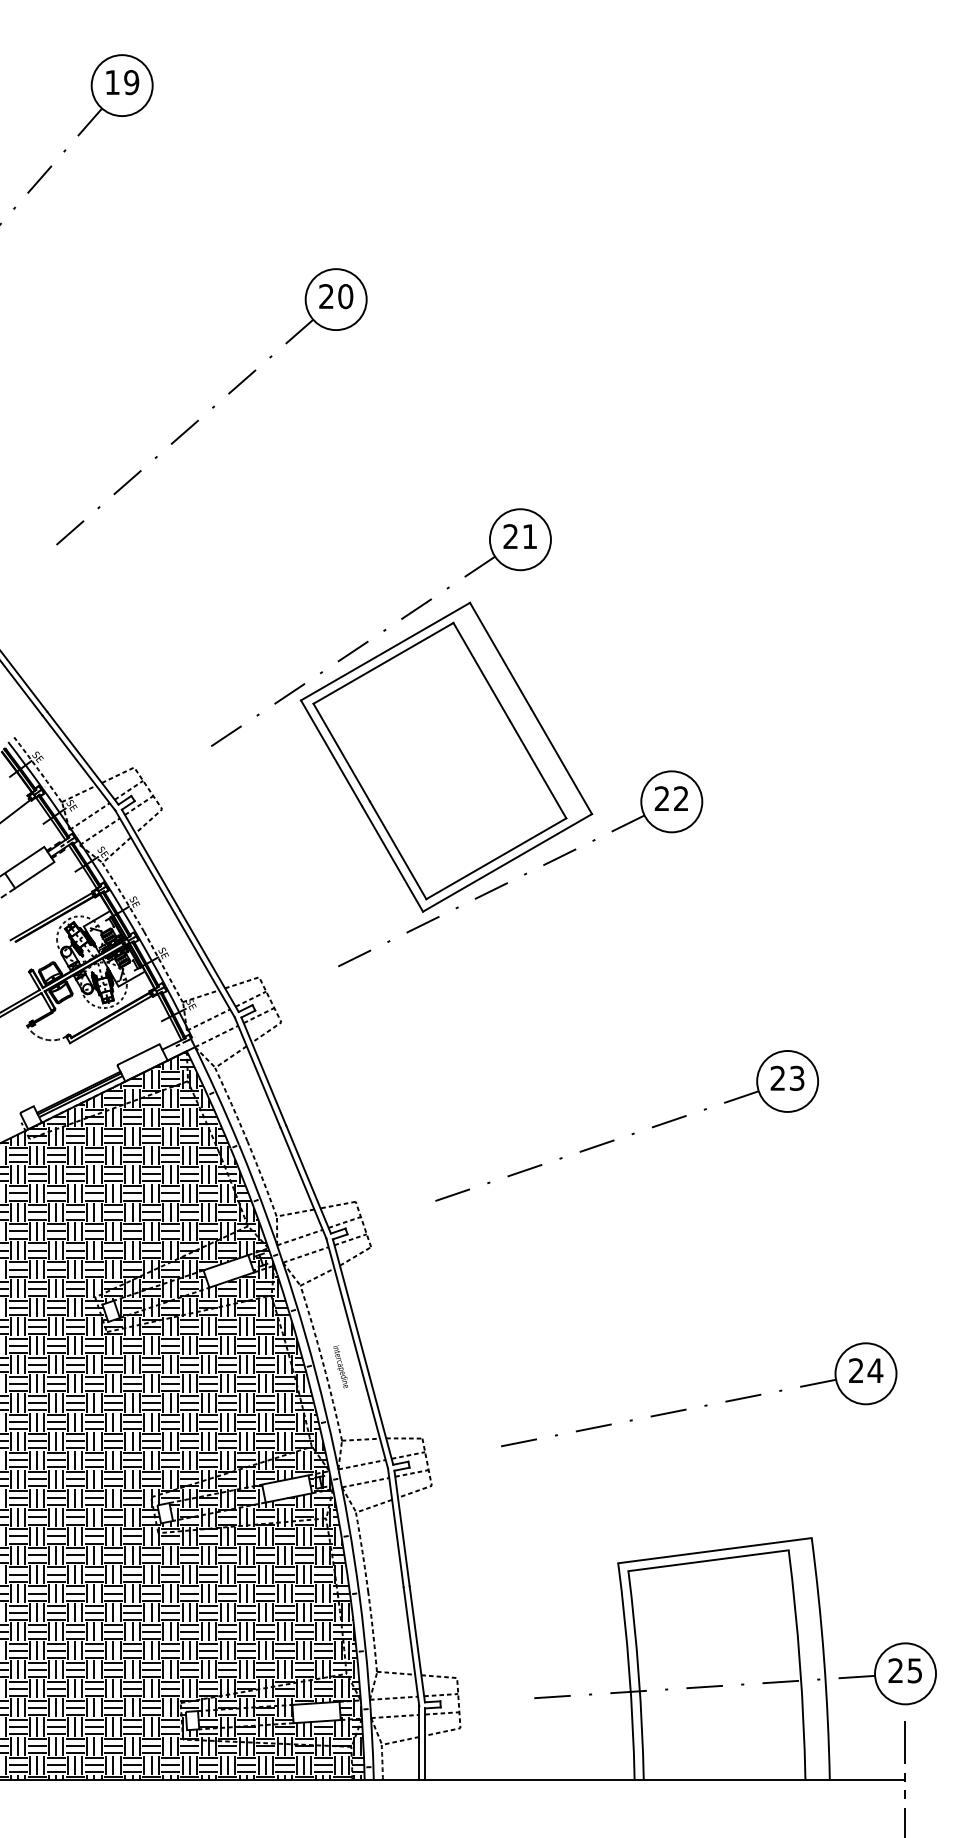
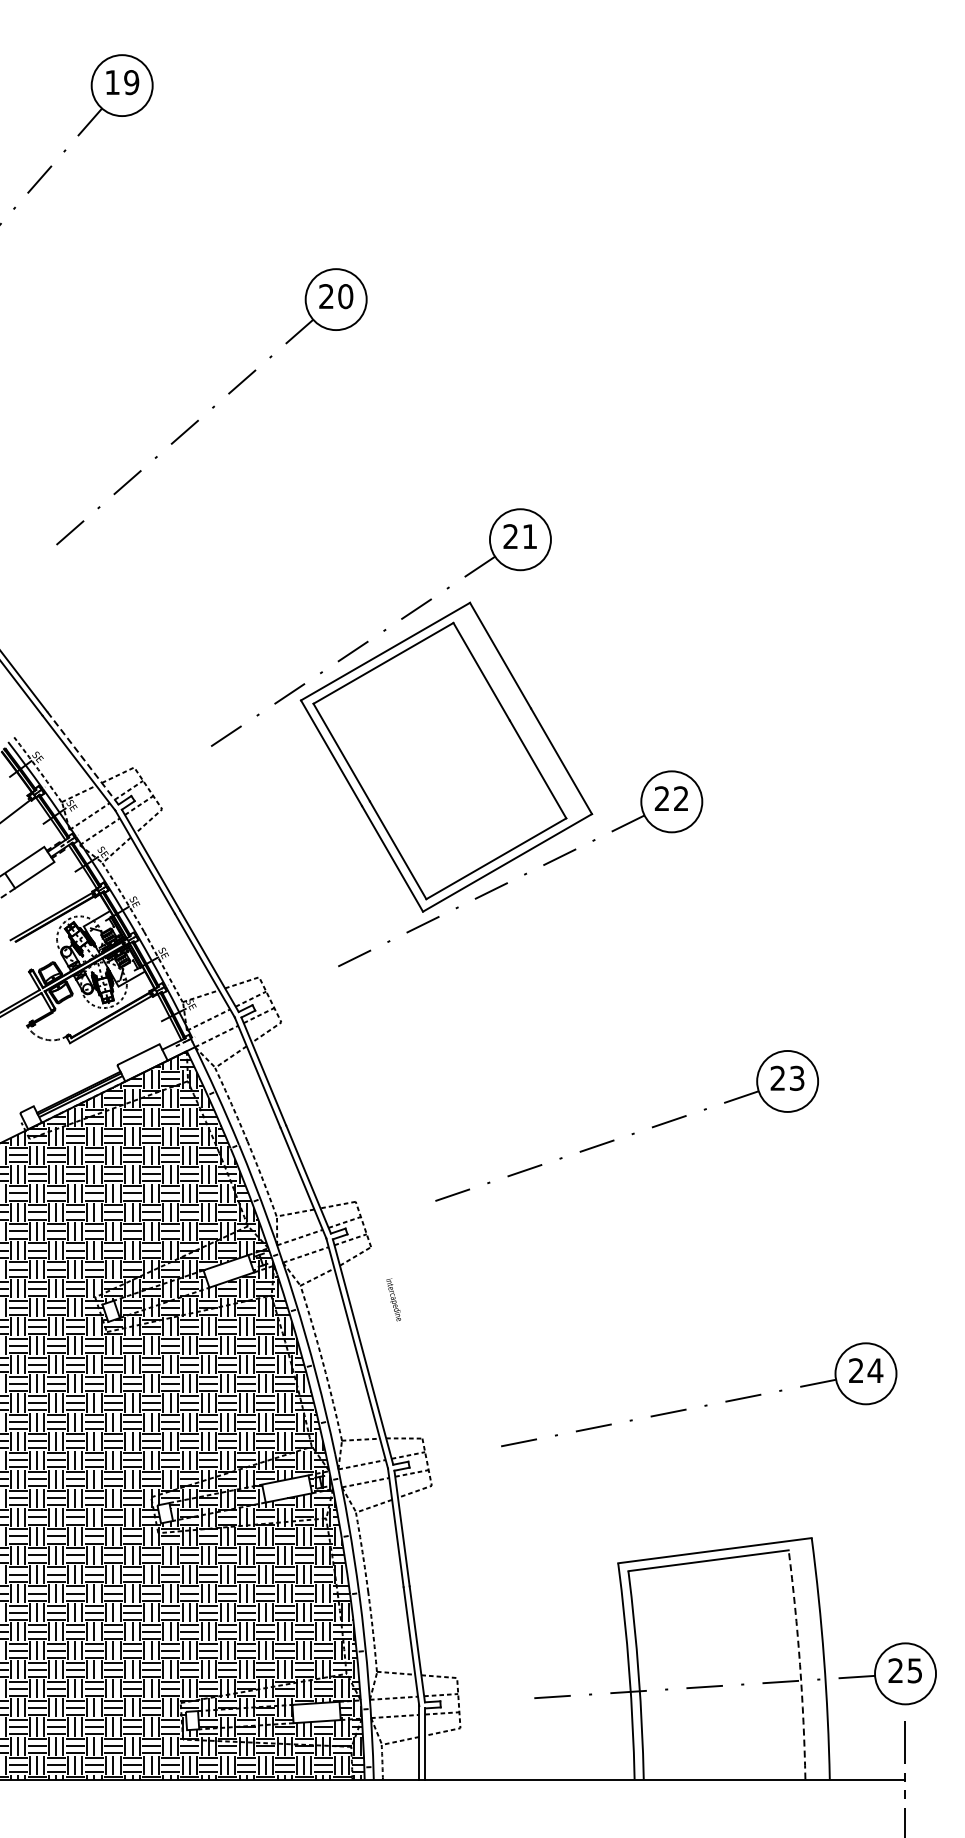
line: solid -> dashed (83, 758)
text position: (340, 1366) -> (393, 1299) (393, 1299)
arc: solid -> dashed (800, 1664)
